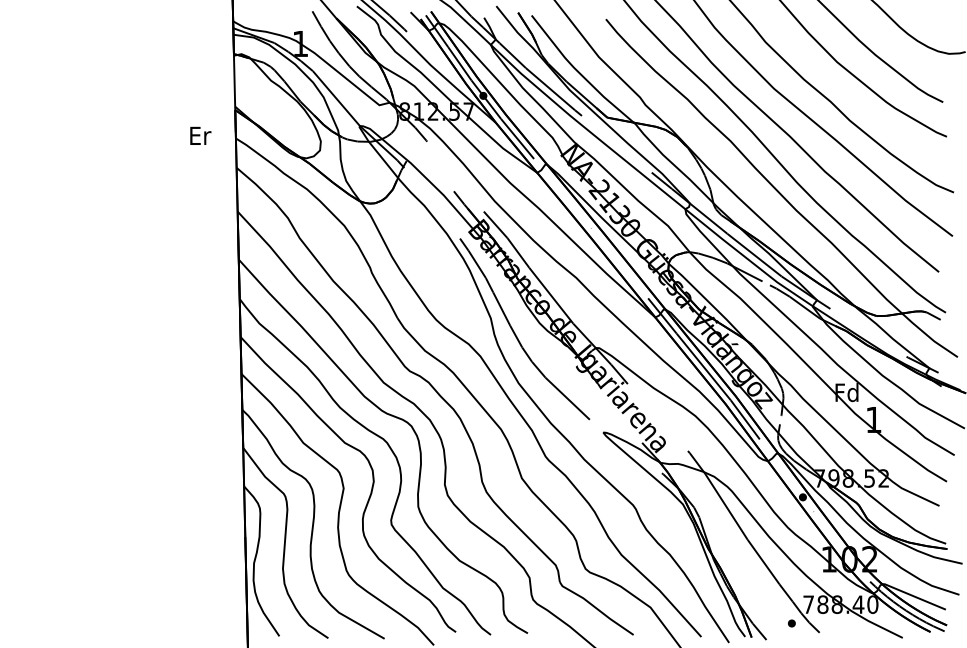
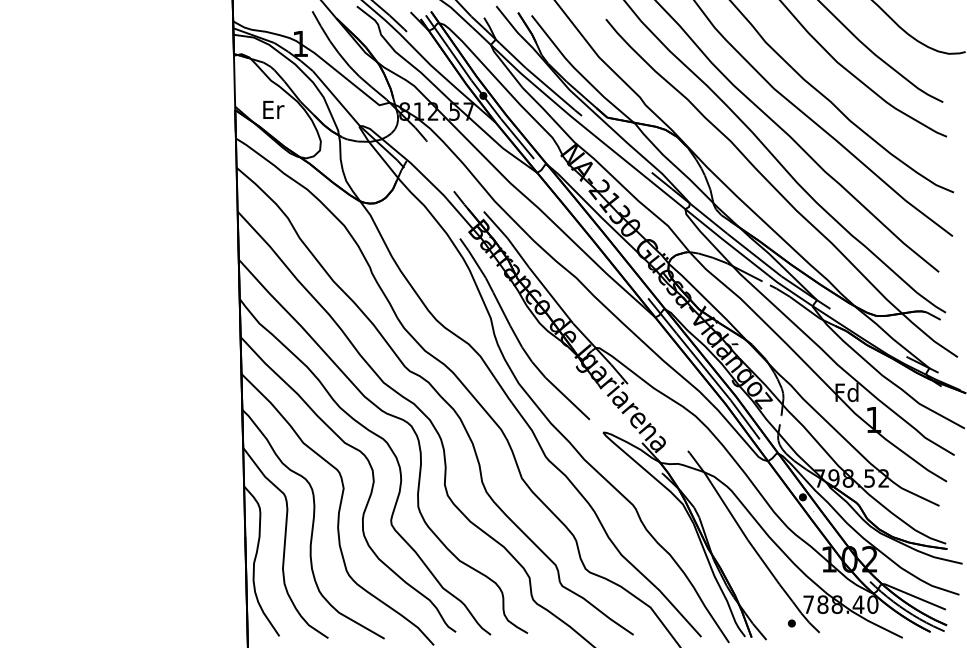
text position: (200, 135) -> (273, 109) (273, 109)
